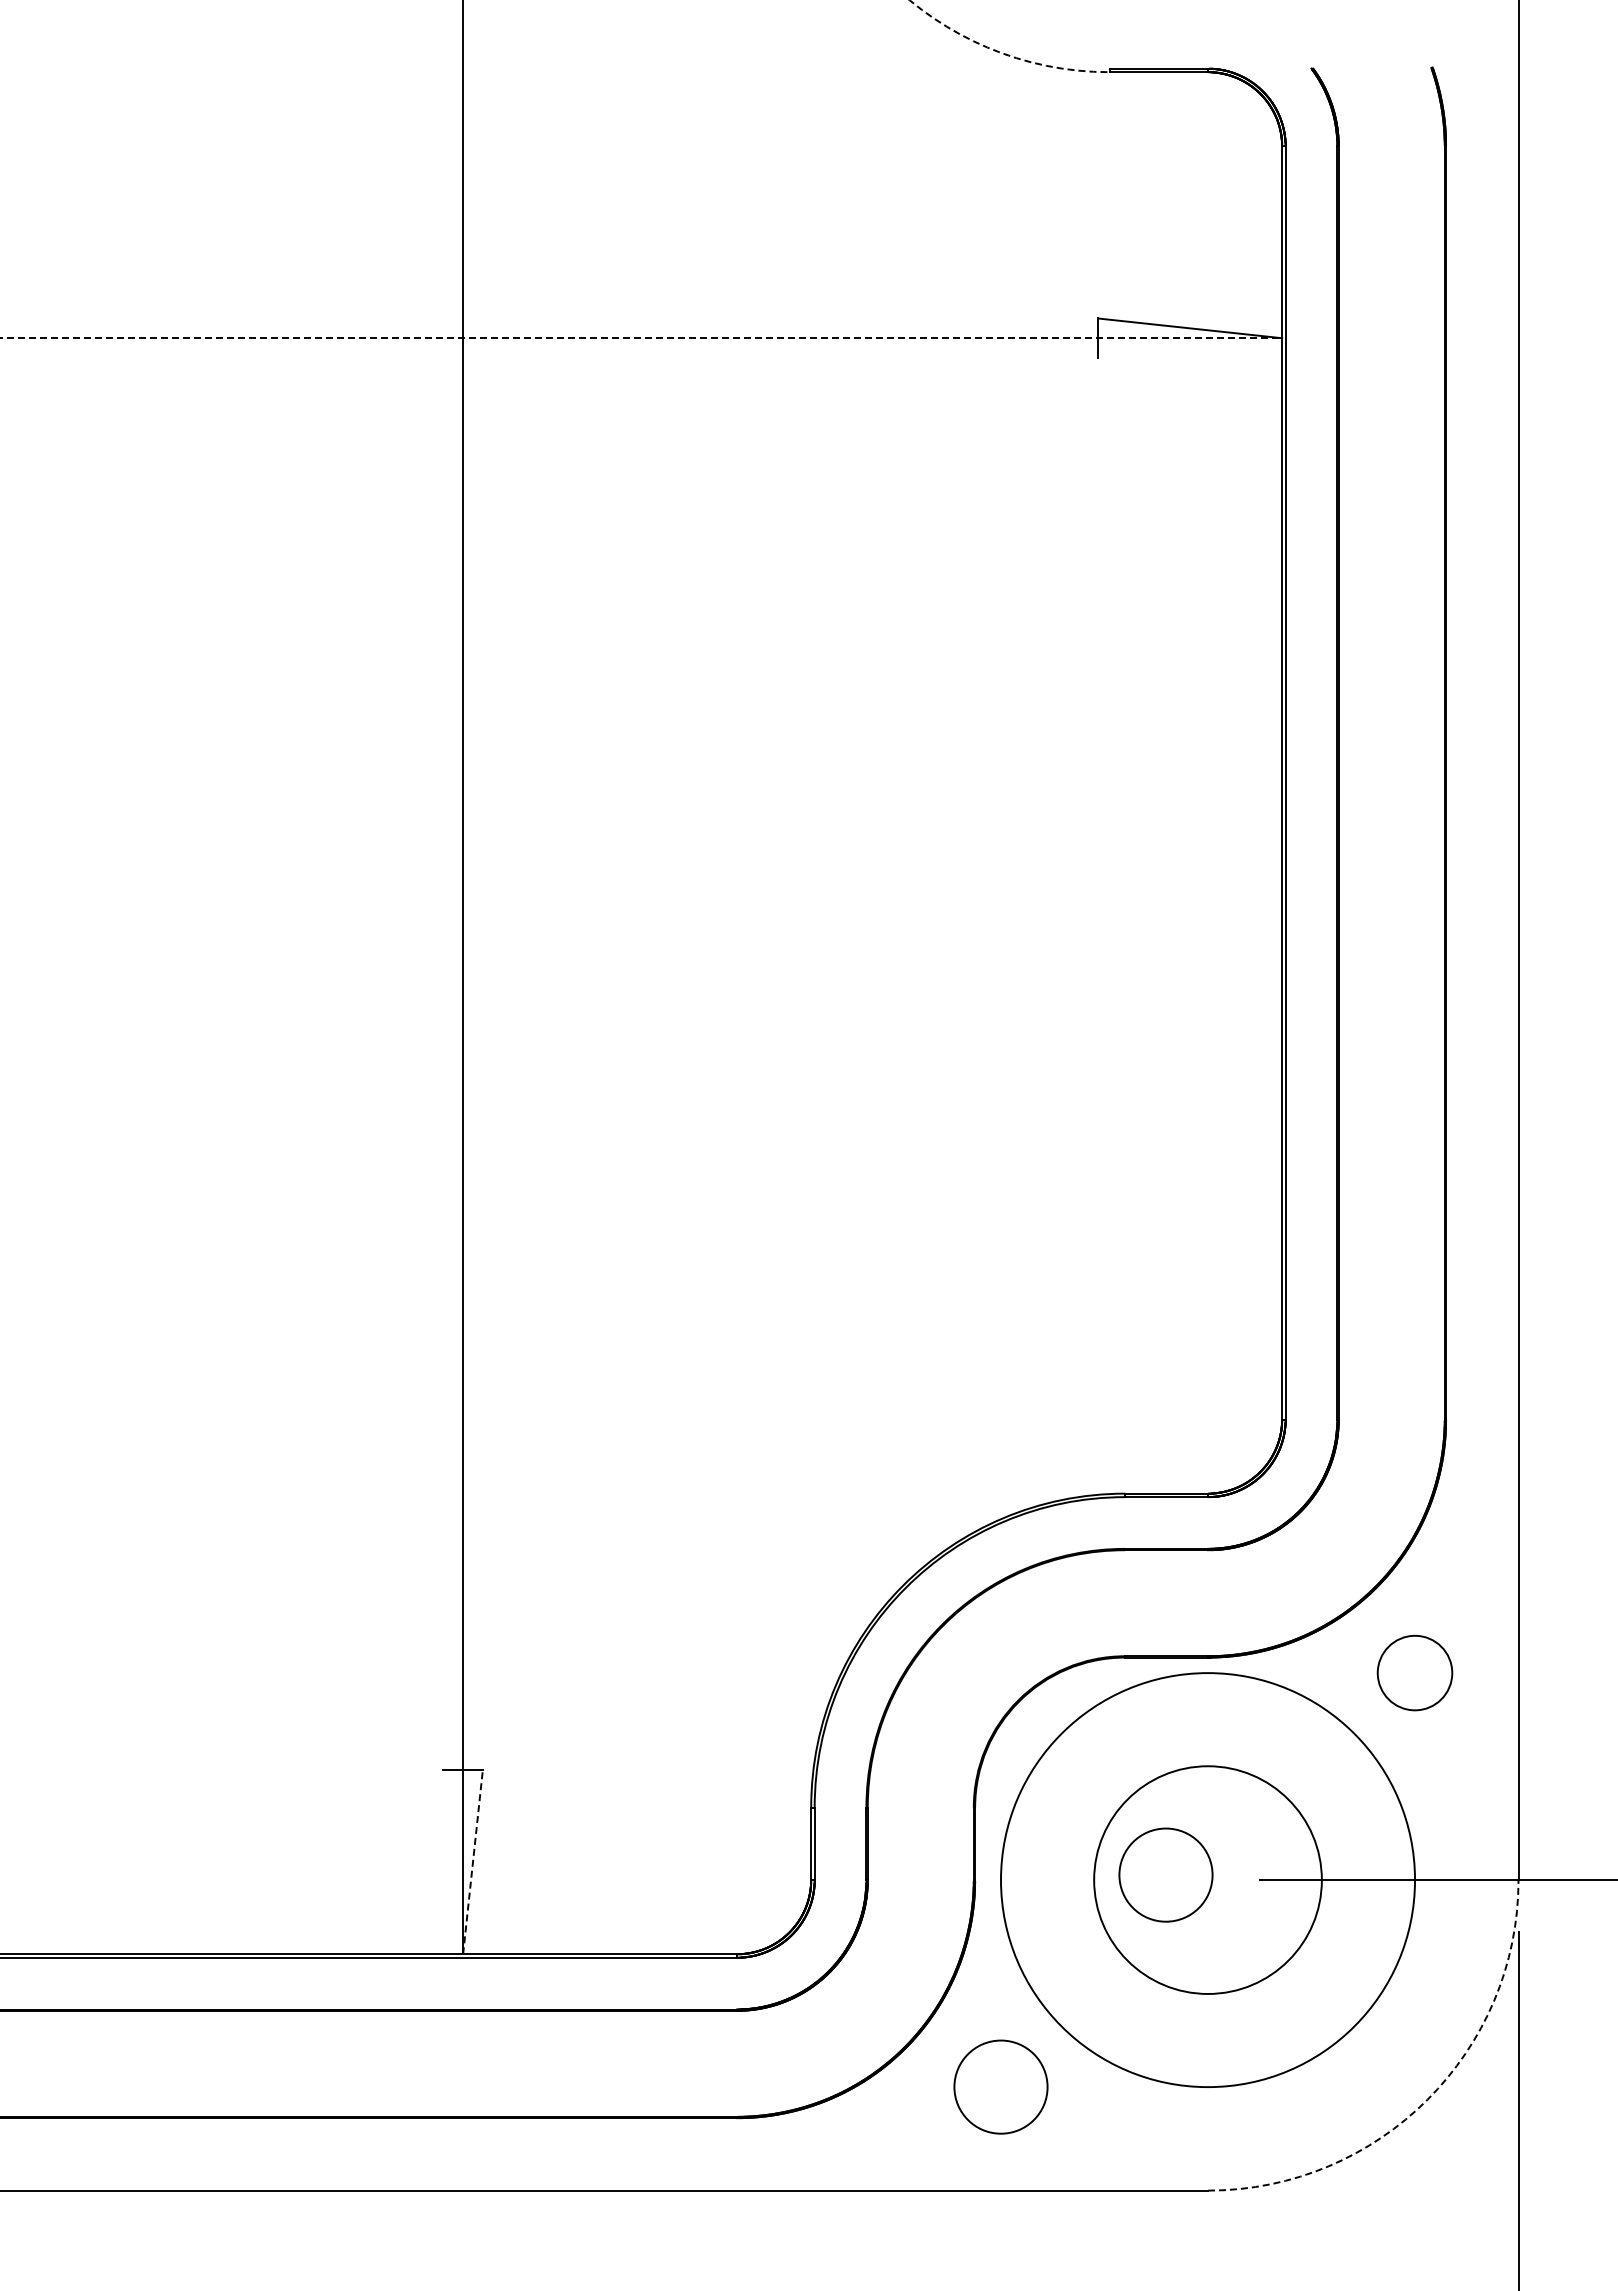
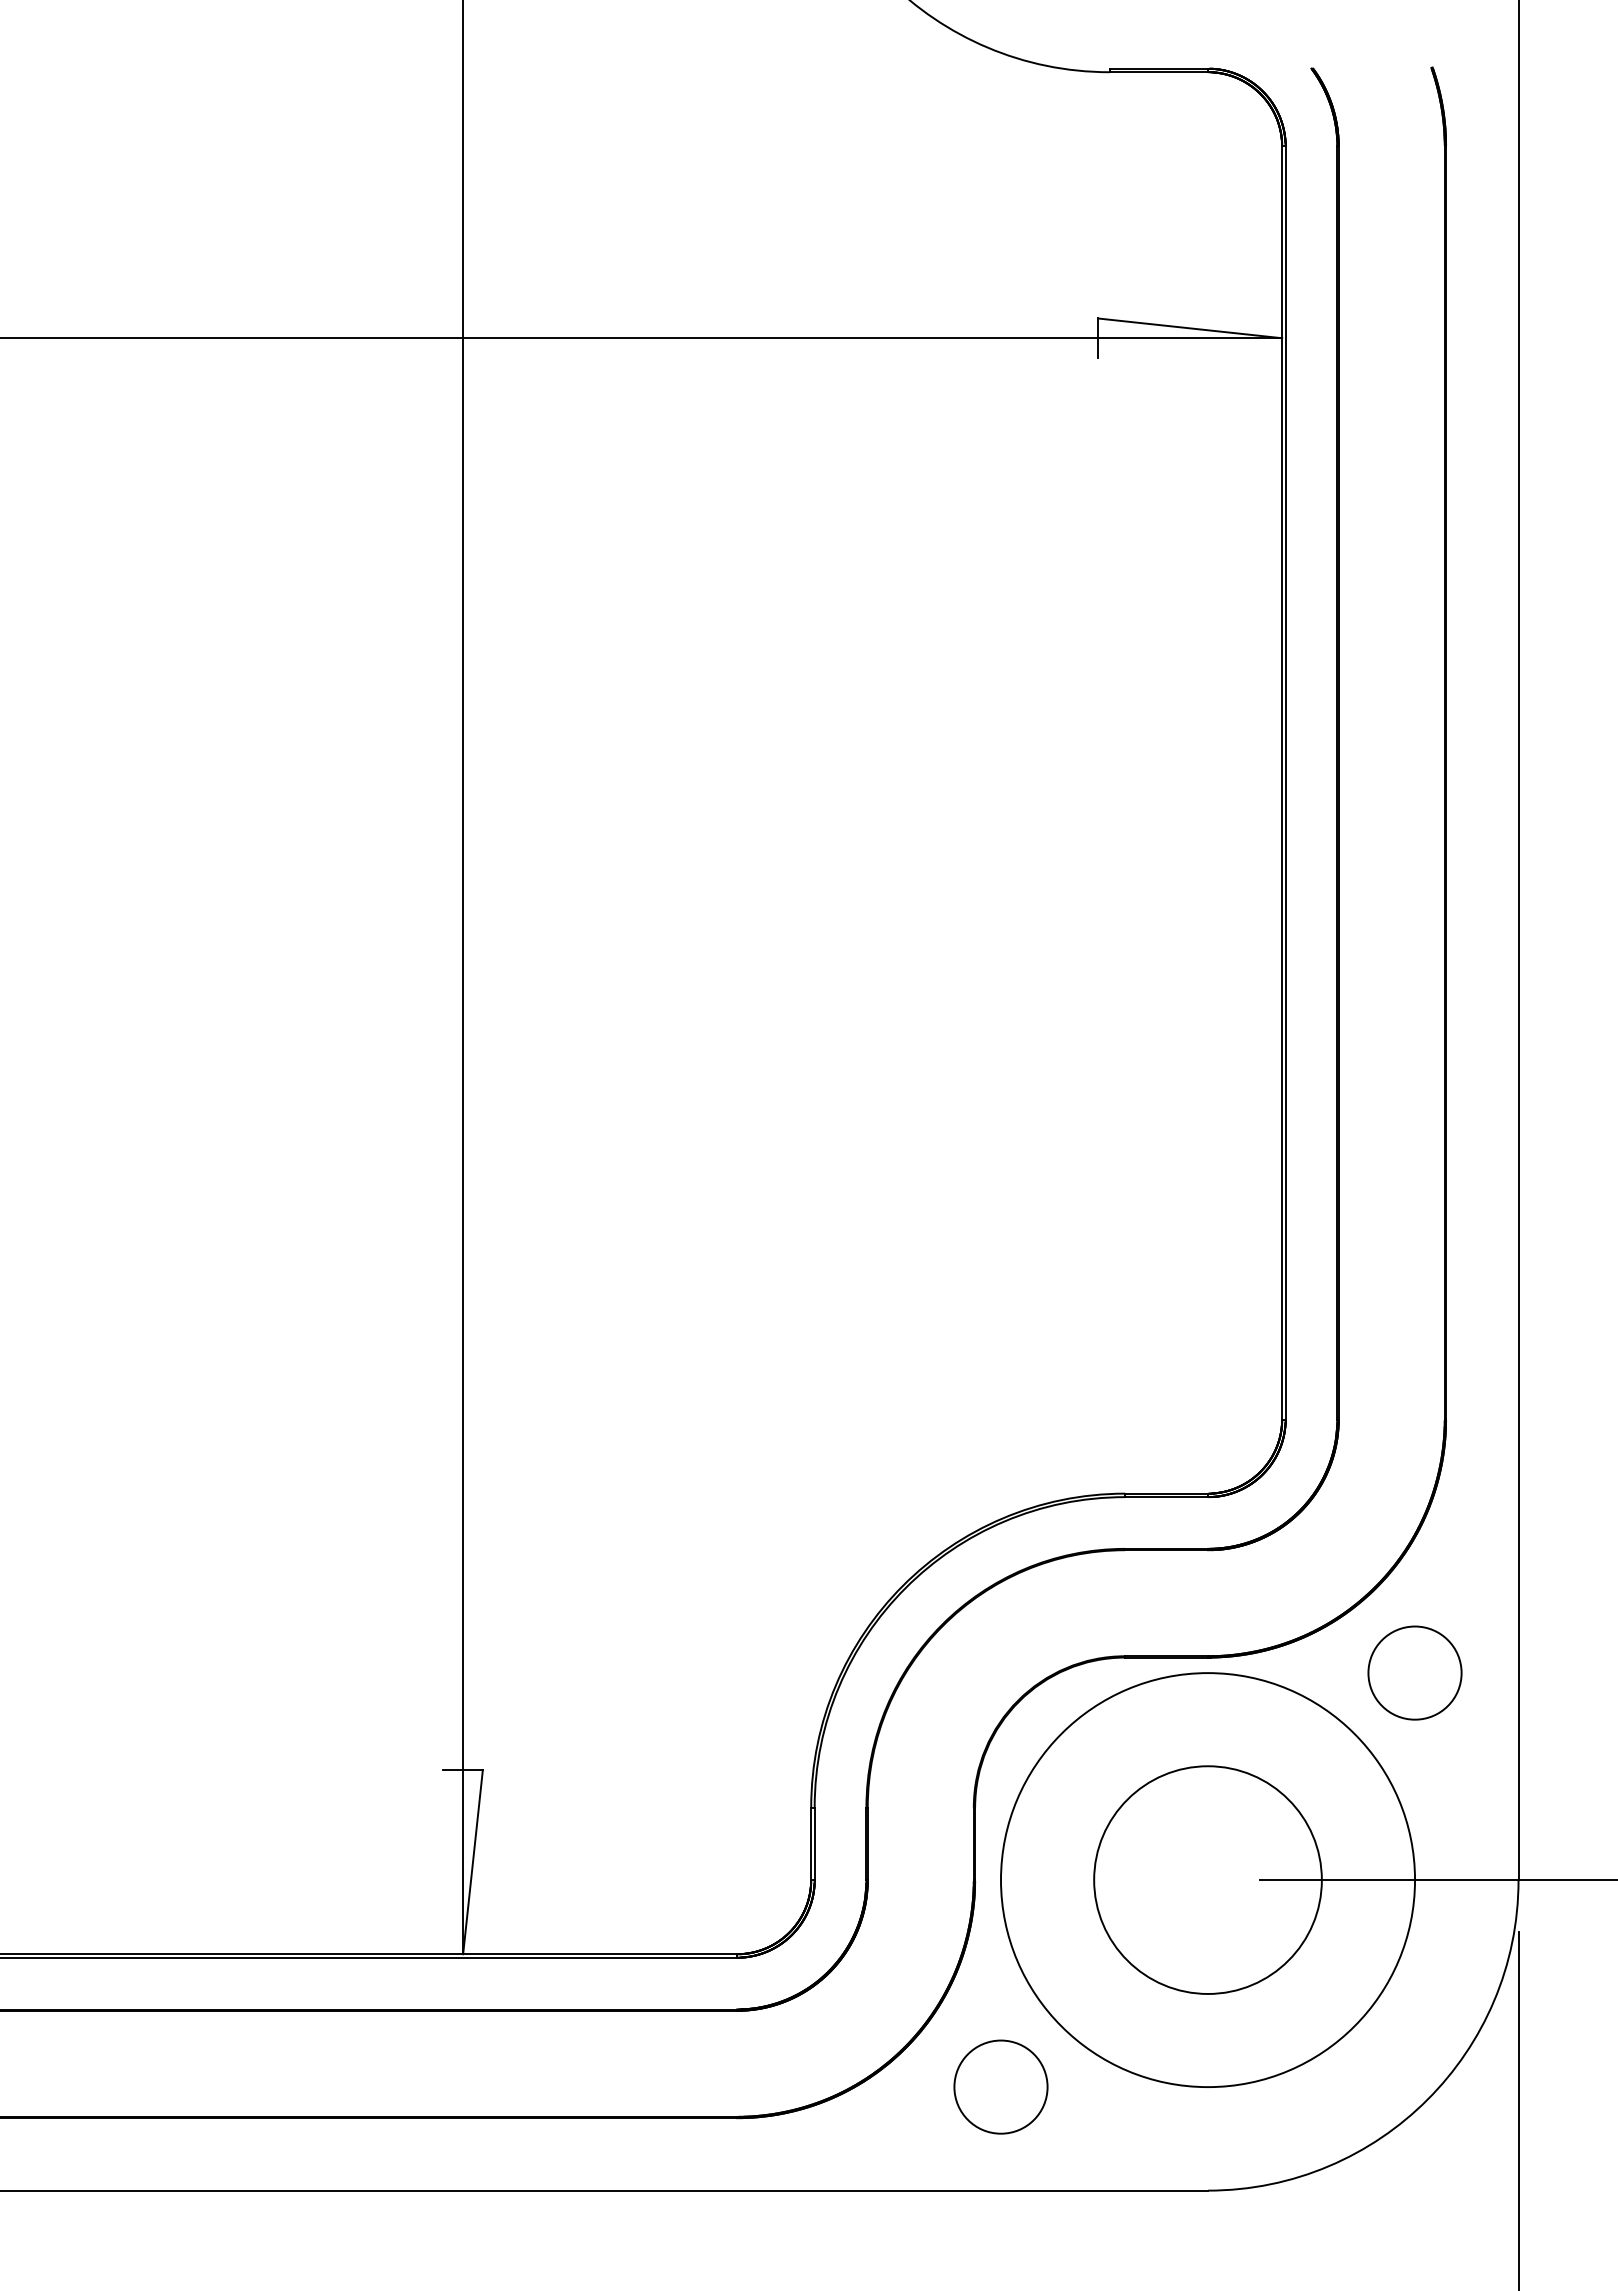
arc: dashed -> solid (1001, 53)
line: dashed -> solid (641, 338)
circle size: 78x78 px -> 96x96 px (1414, 1672)
line: dashed -> solid (472, 1862)
circle: present -> none (1165, 1874)
arc: dashed -> solid (1427, 2099)
